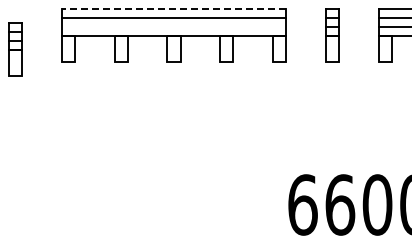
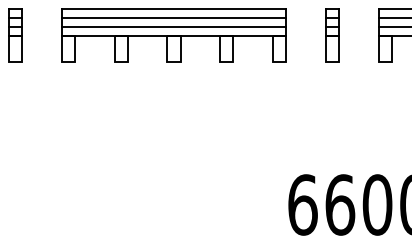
line: dashed -> solid (173, 9)
line: none -> present (173, 26)
part position: (15, 49) -> (15, 35) (15, 35)
